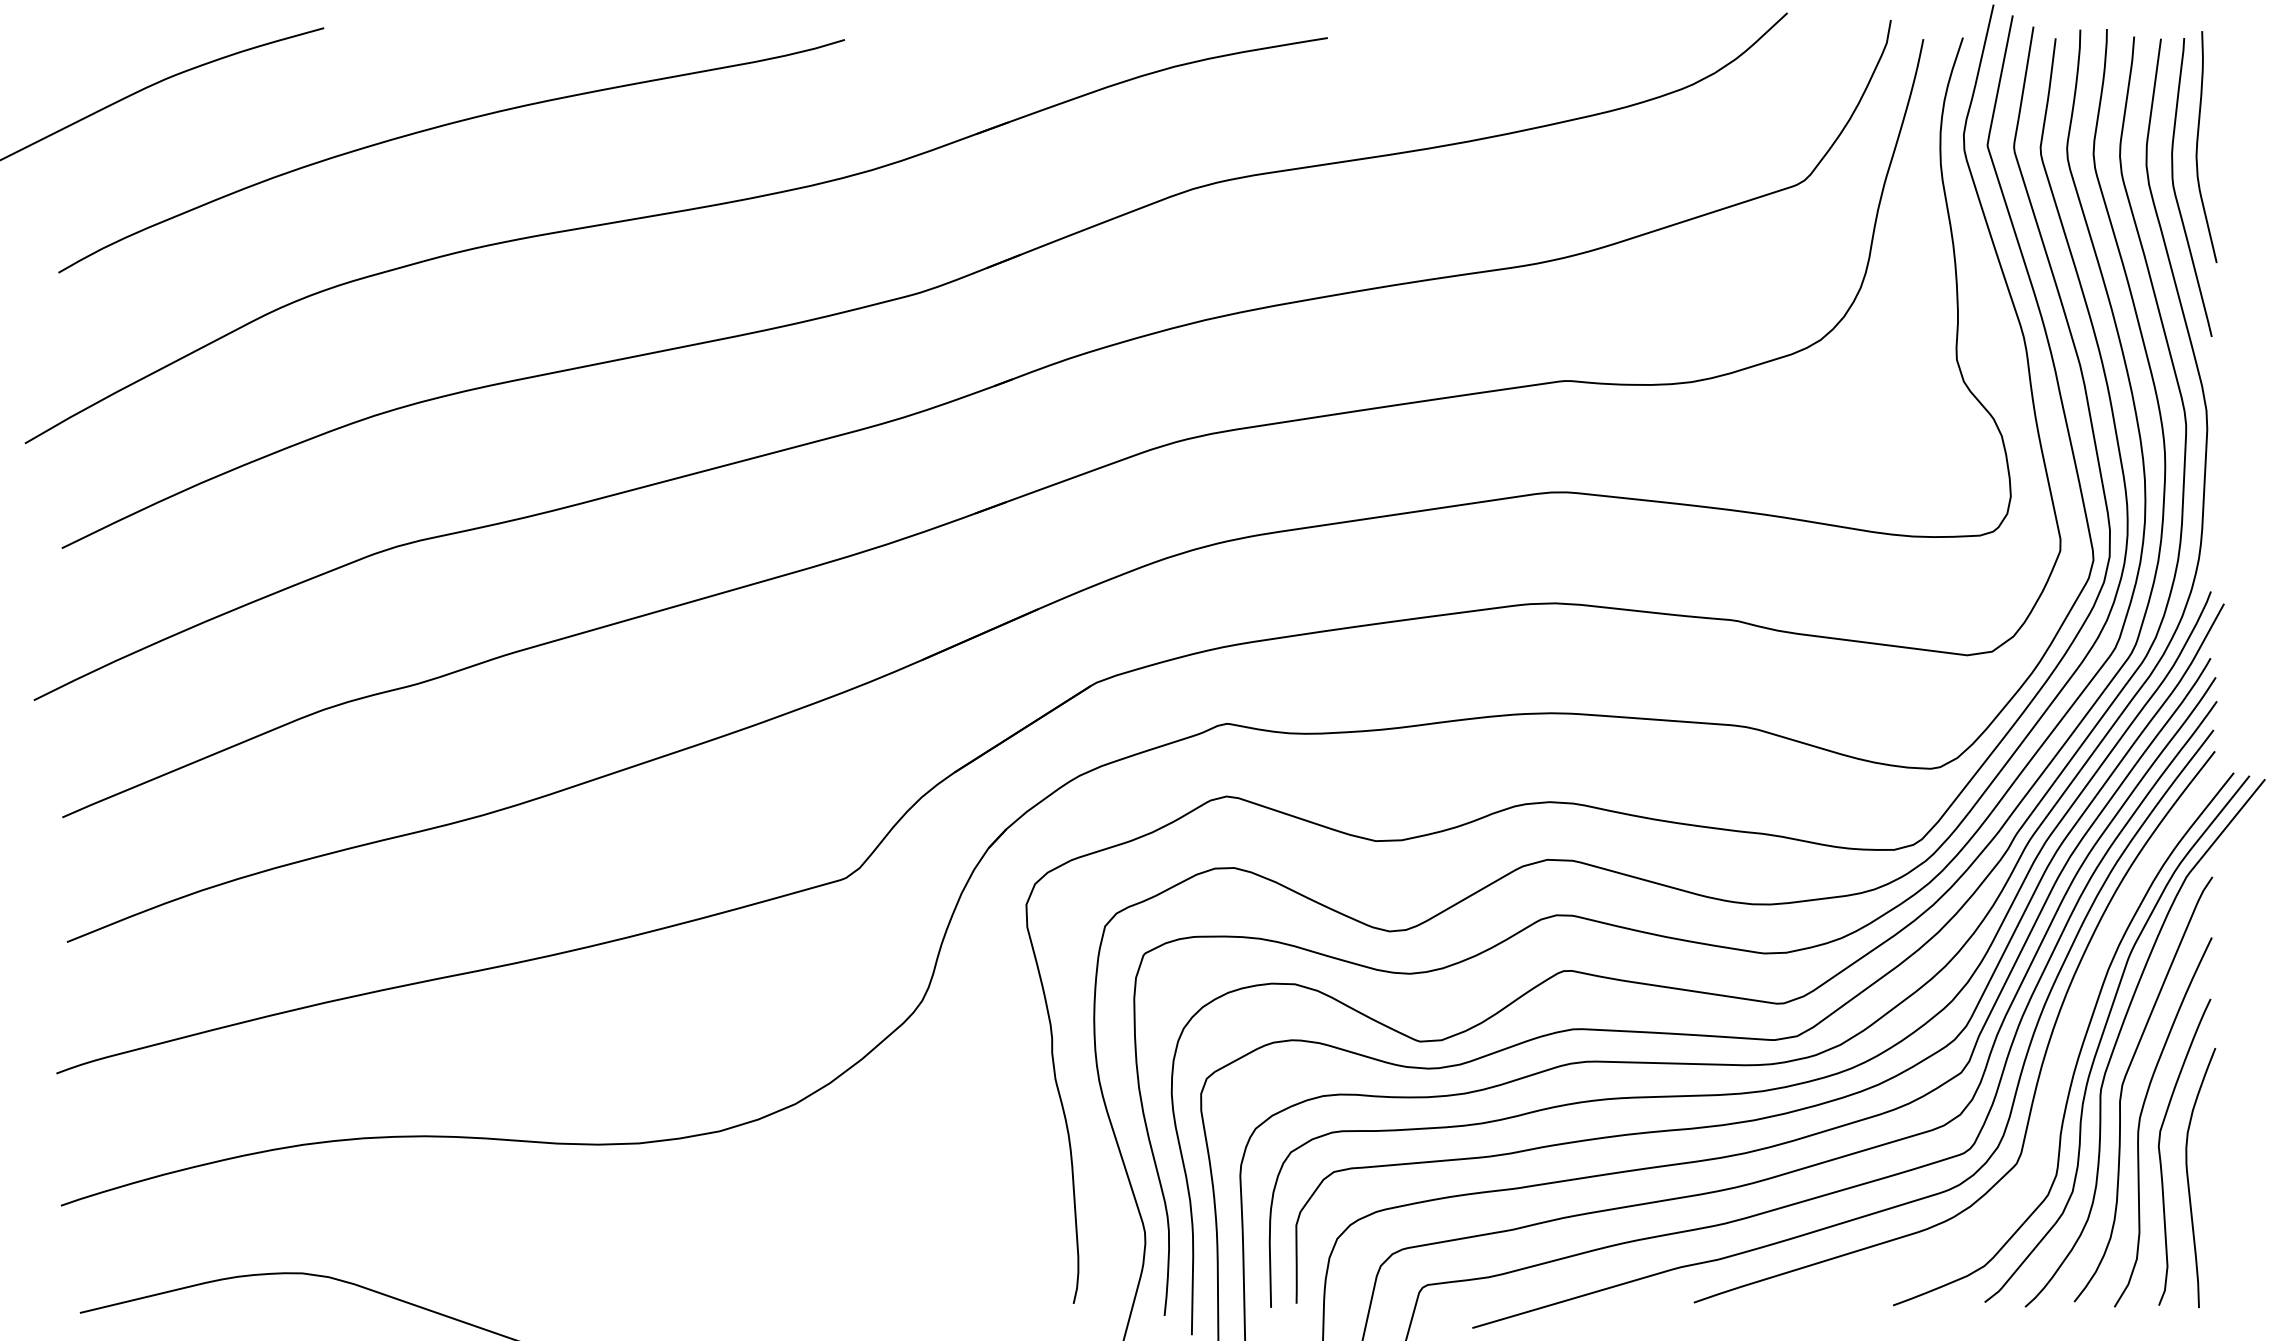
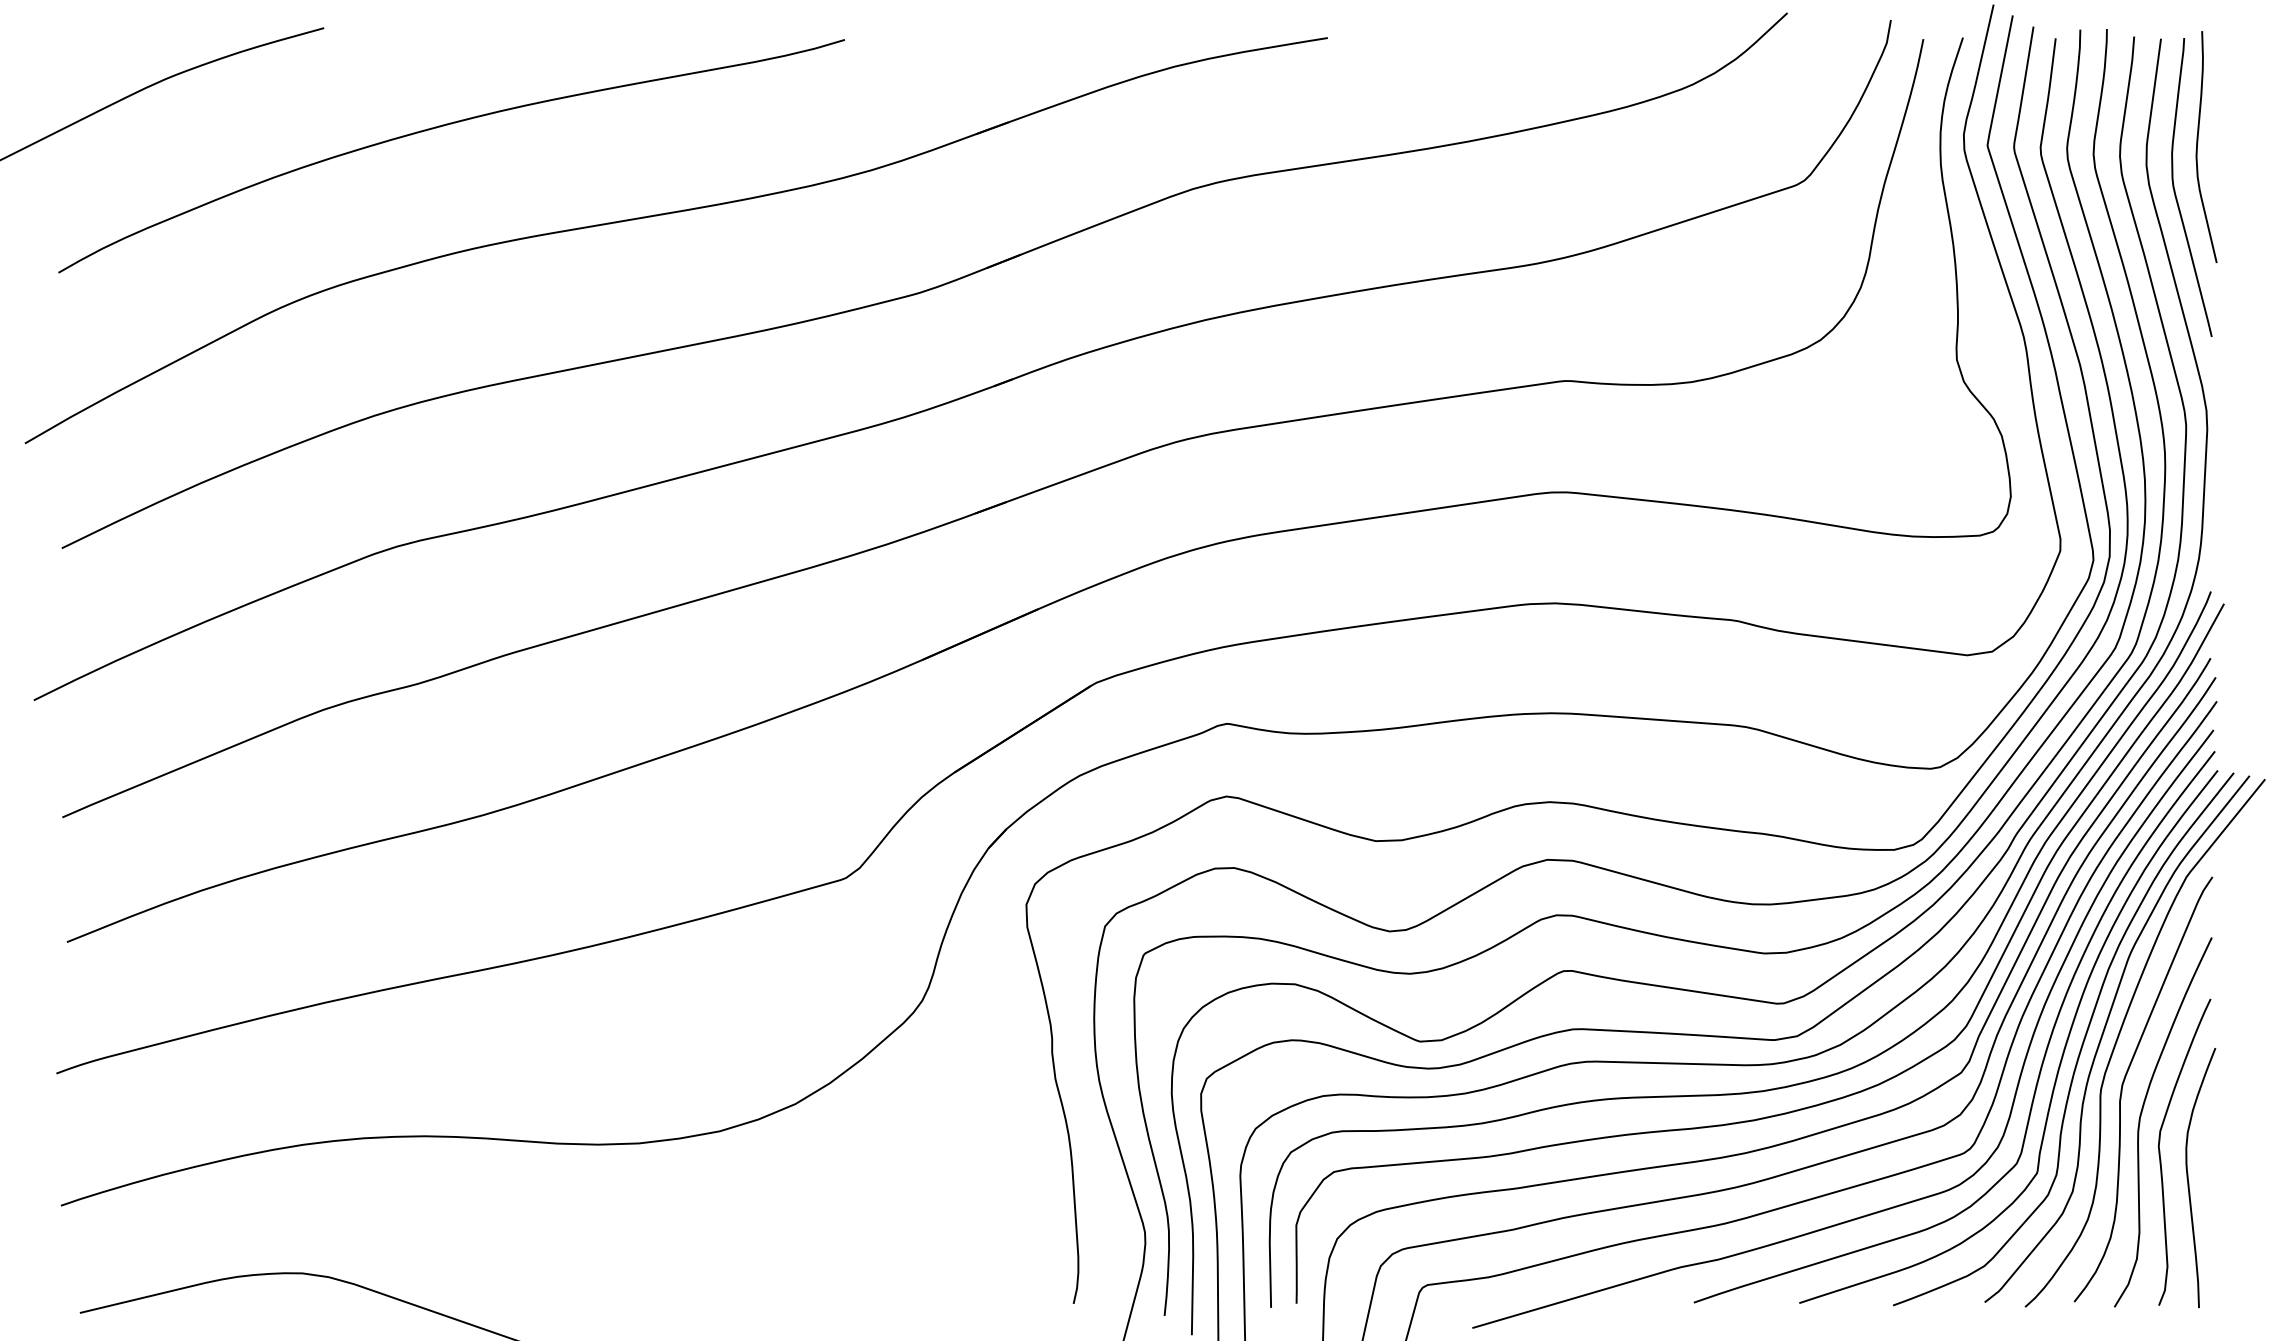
curve: none -> present (2063, 1048)
